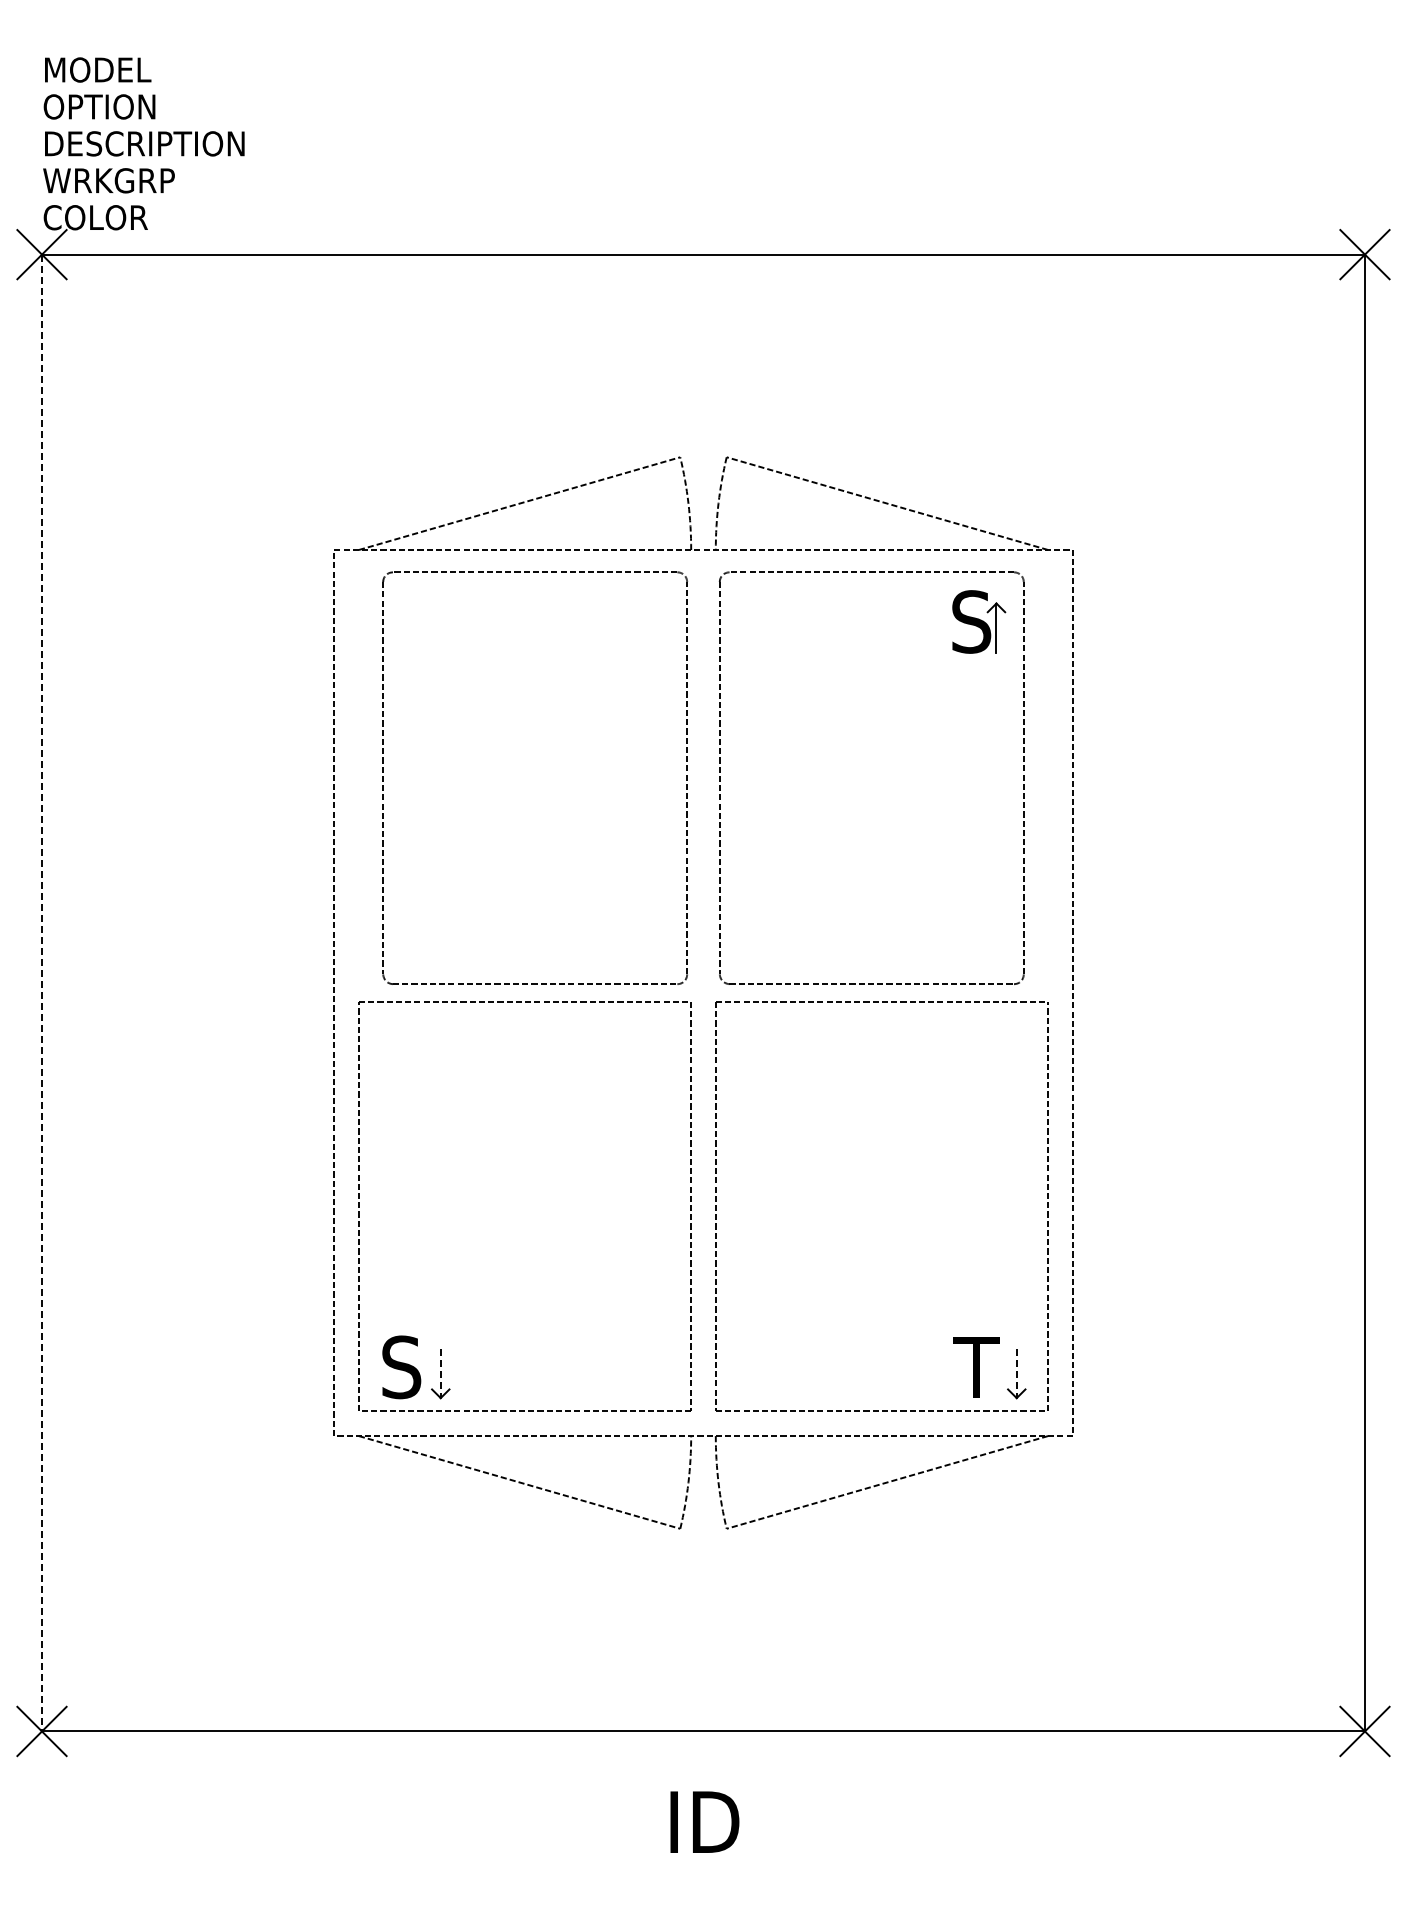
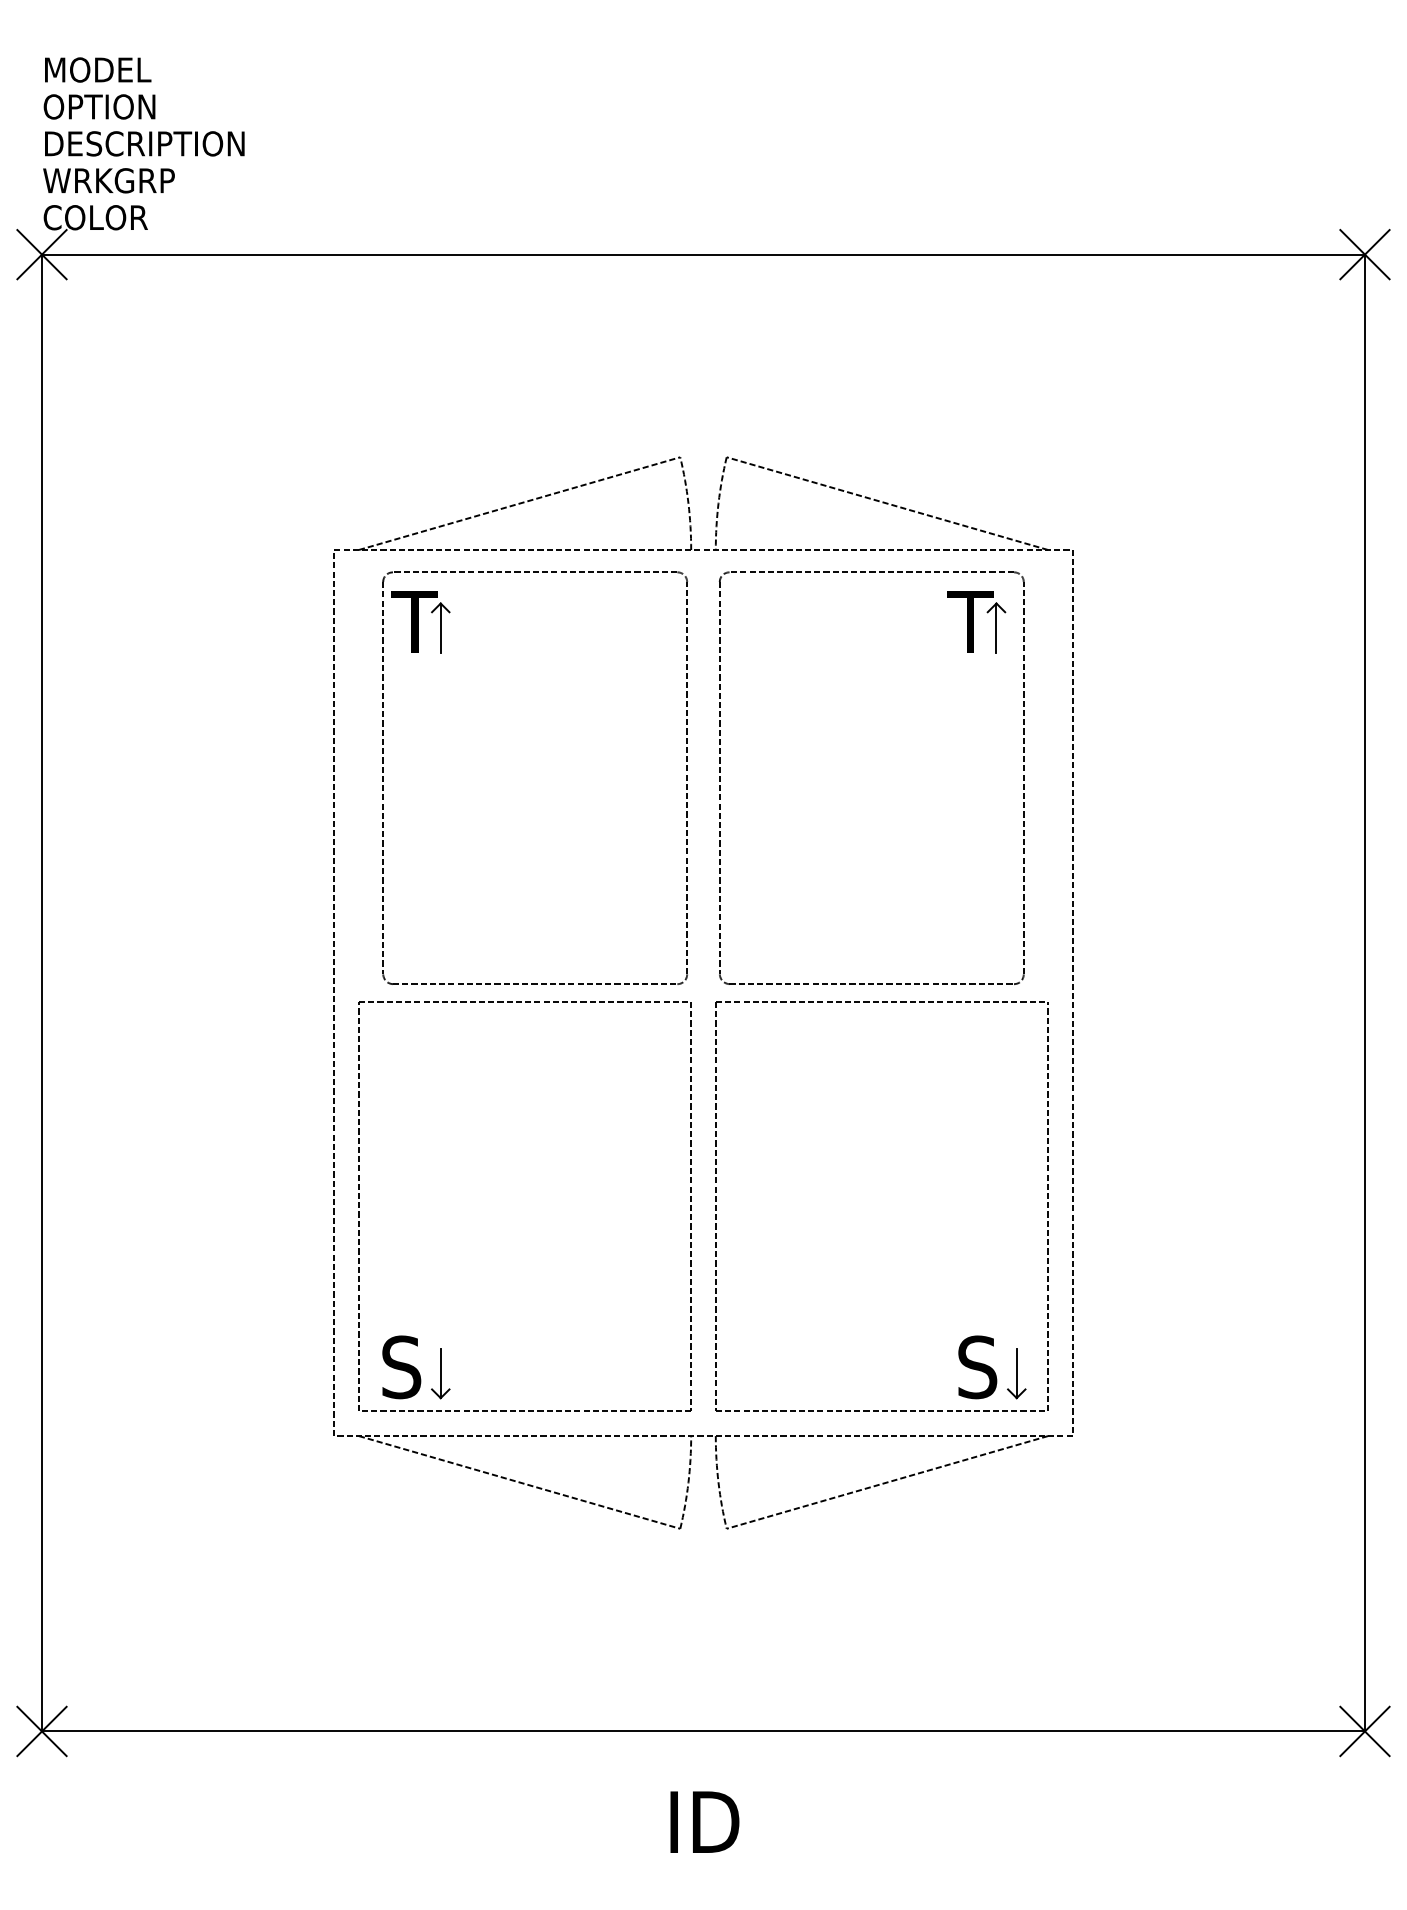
text: S -> T (970, 621)
part: none -> present (420, 622)
line: dashed -> solid (42, 993)
text: T -> S (976, 1367)
line: dashed -> solid (440, 1373)
line: dashed -> solid (1016, 1373)
